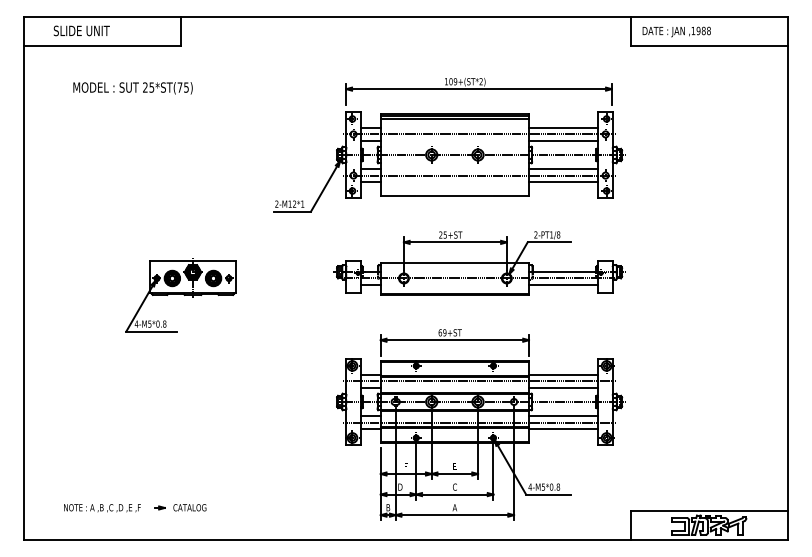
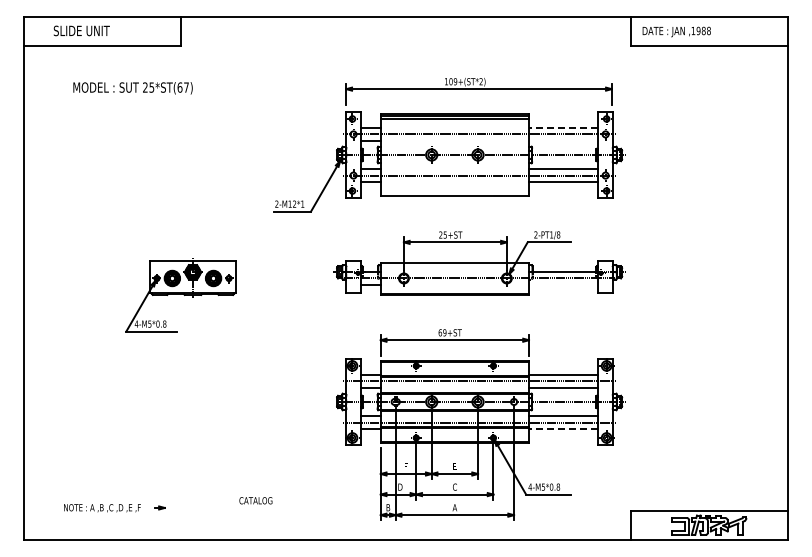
text: 25*ST(75) -> 25*ST(67) (182, 87)
line: solid -> dashed (563, 128)
line: present -> none (563, 140)
line: present -> none (563, 284)
line: solid -> dashed (563, 428)
text position: (189, 507) -> (255, 500) (255, 500)
